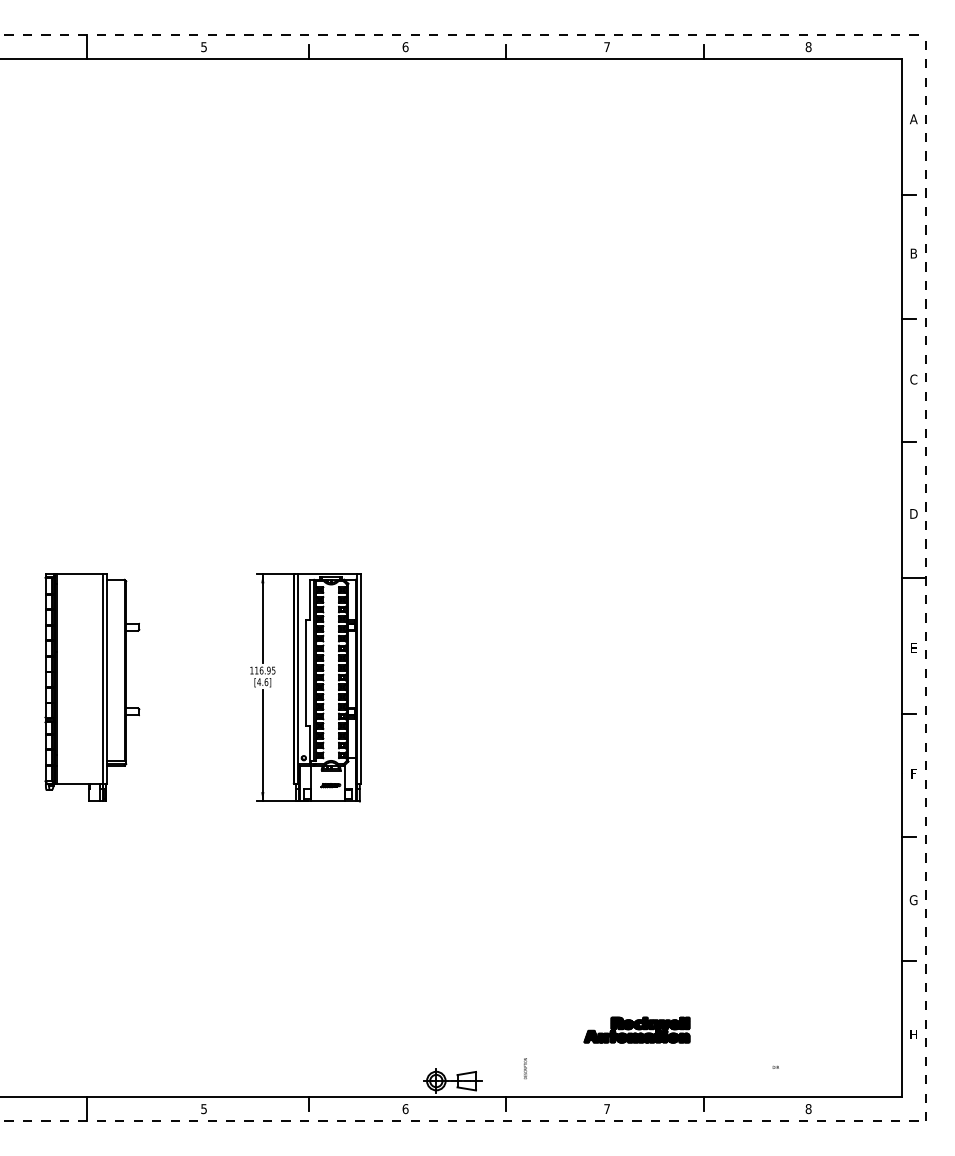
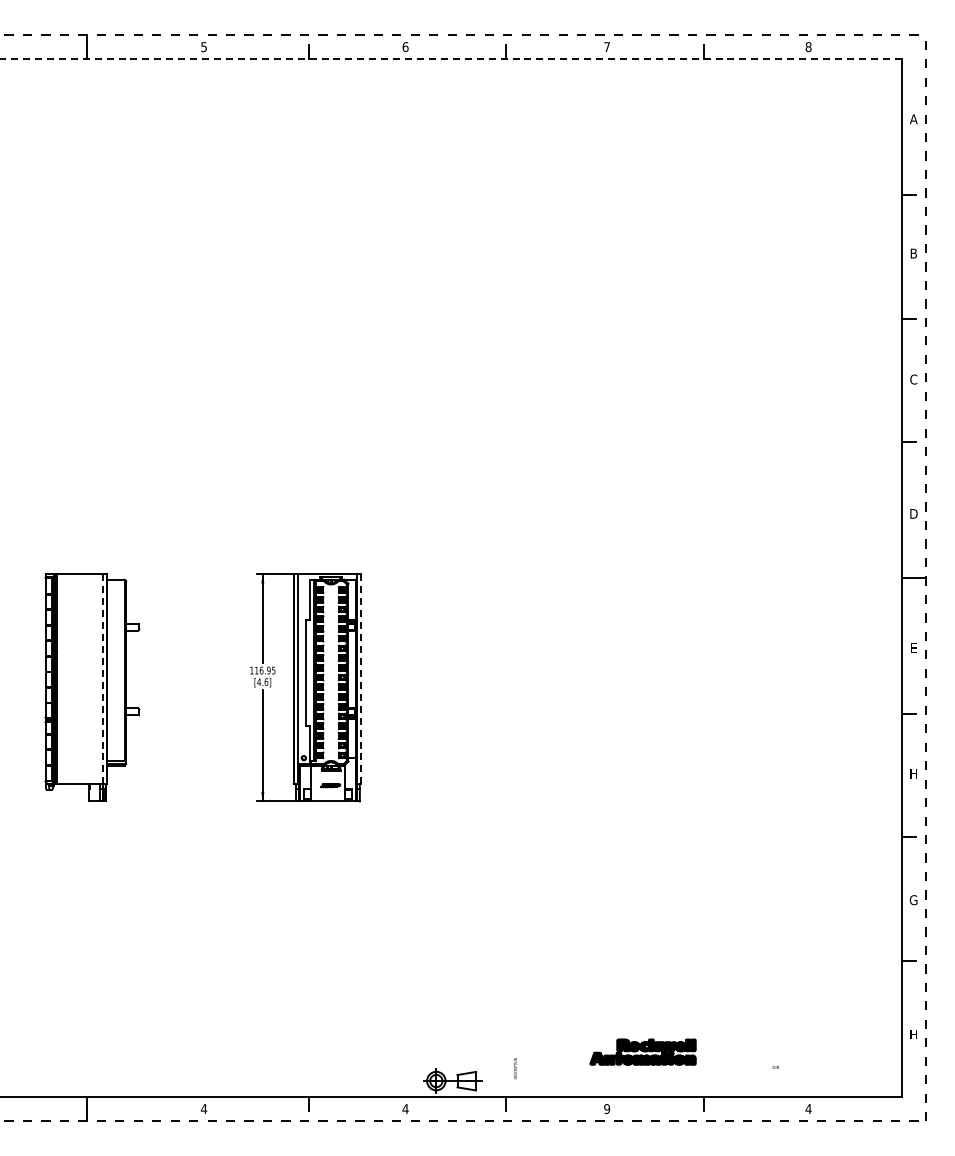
line: solid -> dashed (450, 59)
line: solid -> dashed (102, 678)
line: solid -> dashed (361, 678)
text: F -> H (913, 773)
part position: (636, 1029) -> (642, 1051) (642, 1051)
text position: (525, 1068) -> (515, 1068) (515, 1068)
text: 5 -> 4 (203, 1109)
text: 6 -> 4 (405, 1109)
text: 7 -> 9 (607, 1109)
text: 8 -> 4 (808, 1109)
